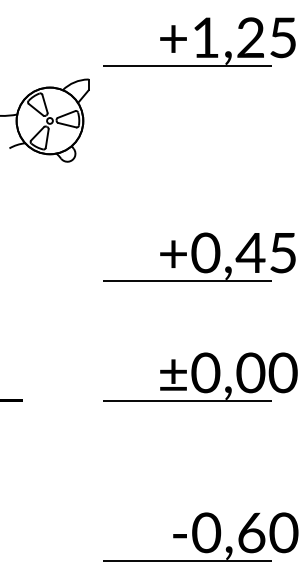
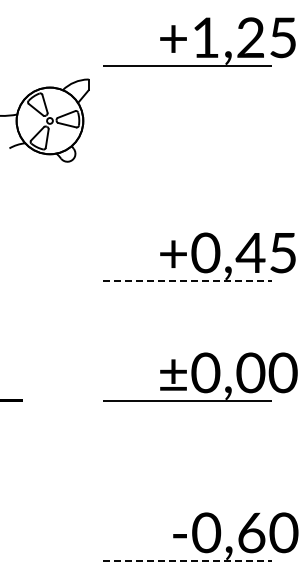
line: solid -> dashed (188, 280)
line: solid -> dashed (188, 560)
